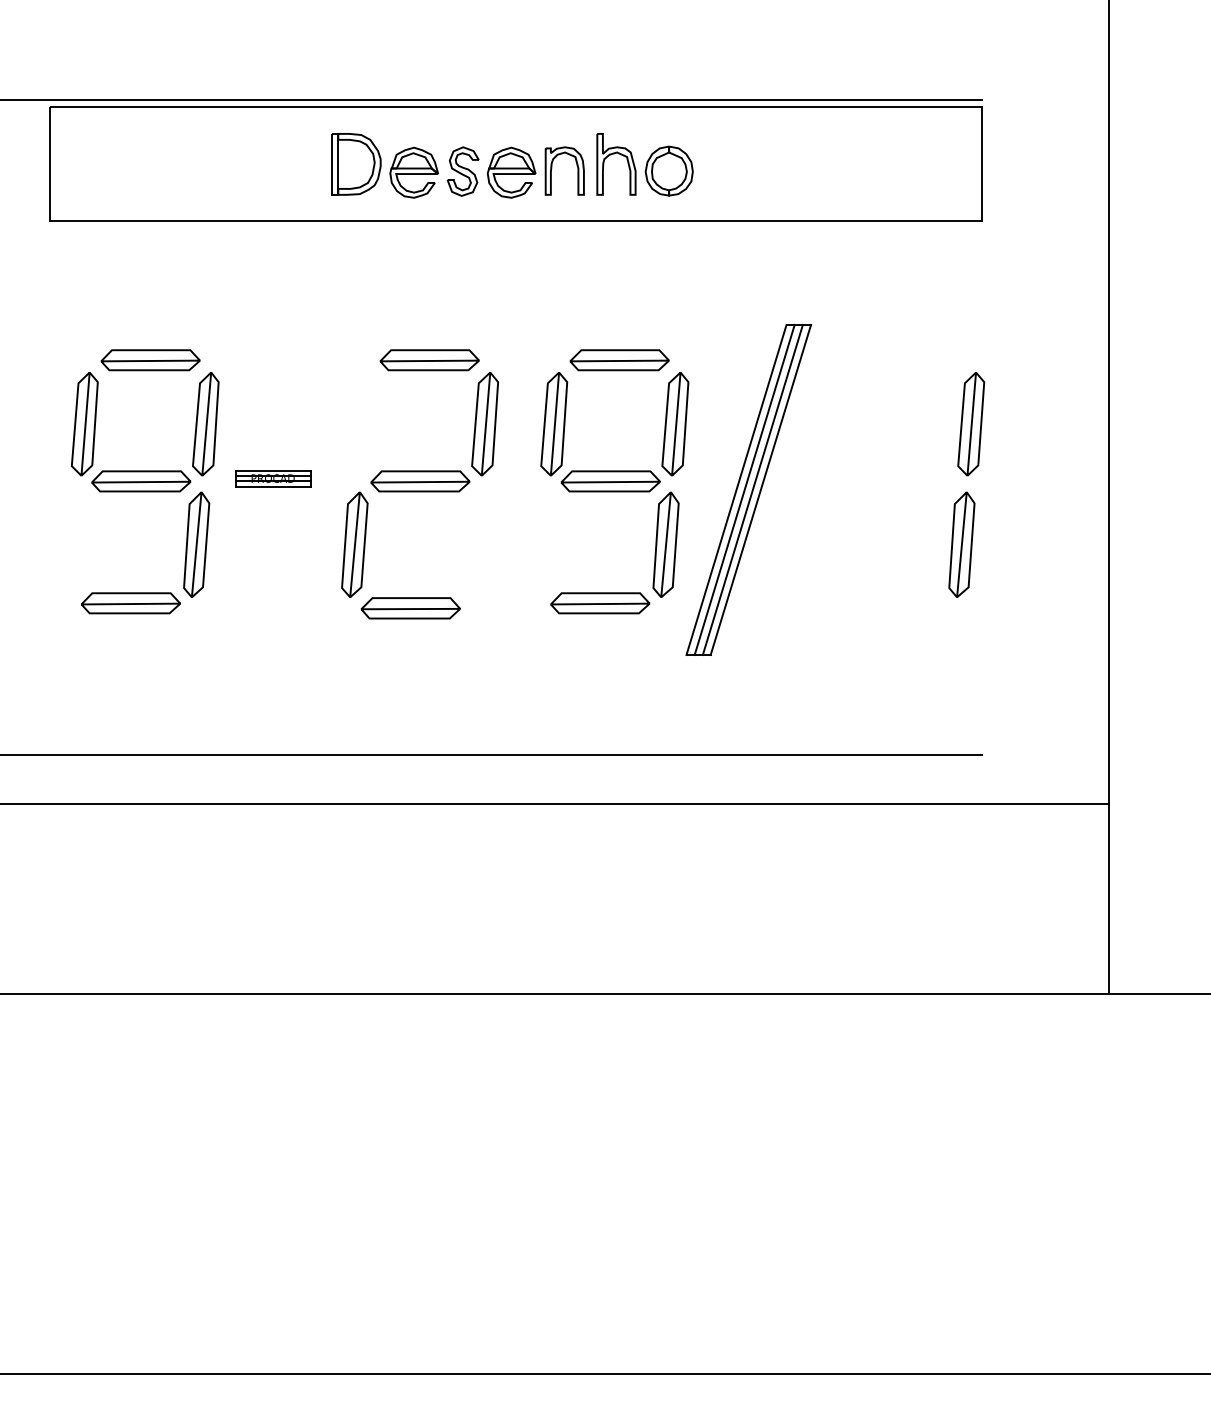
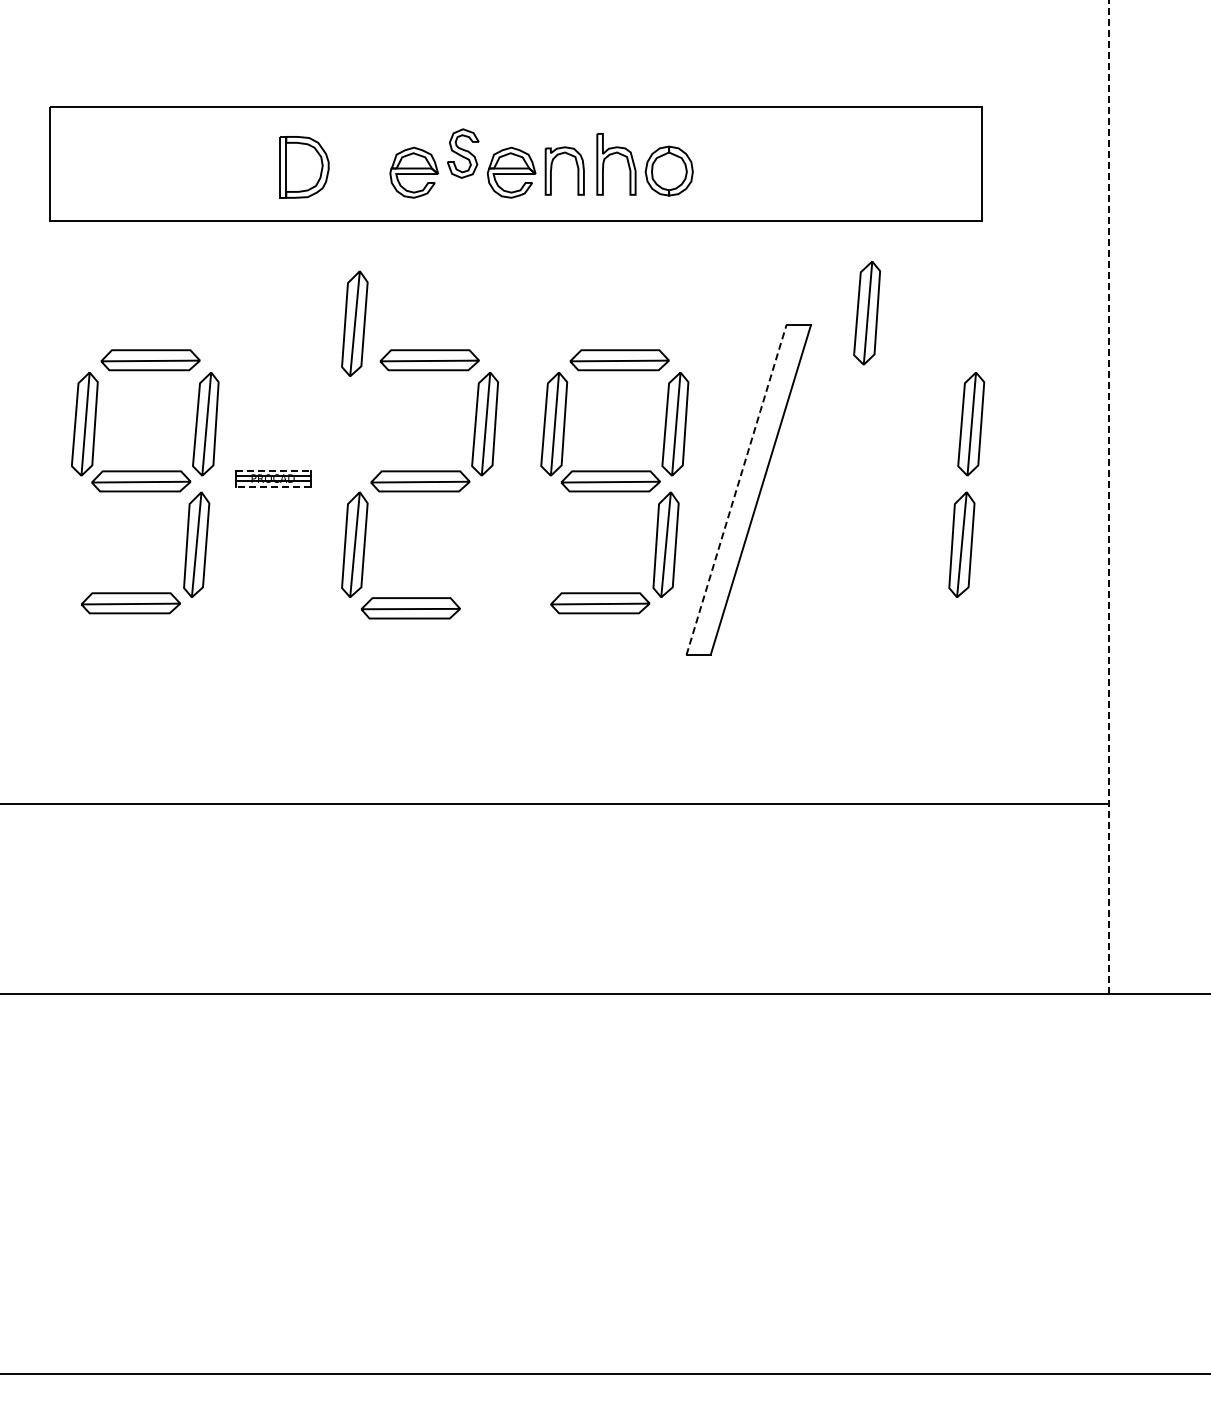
line: present -> none (491, 100)
part position: (356, 164) -> (304, 167) (304, 167)
part position: (462, 171) -> (462, 153) (462, 153)
curve: none -> present (867, 313)
curve: none -> present (354, 323)
line: solid -> dashed (273, 470)
line: solid -> dashed (272, 486)
line: solid -> dashed (736, 489)
line: present -> none (744, 489)
line: present -> none (752, 489)
line: solid -> dashed (1109, 497)
line: present -> none (491, 754)
